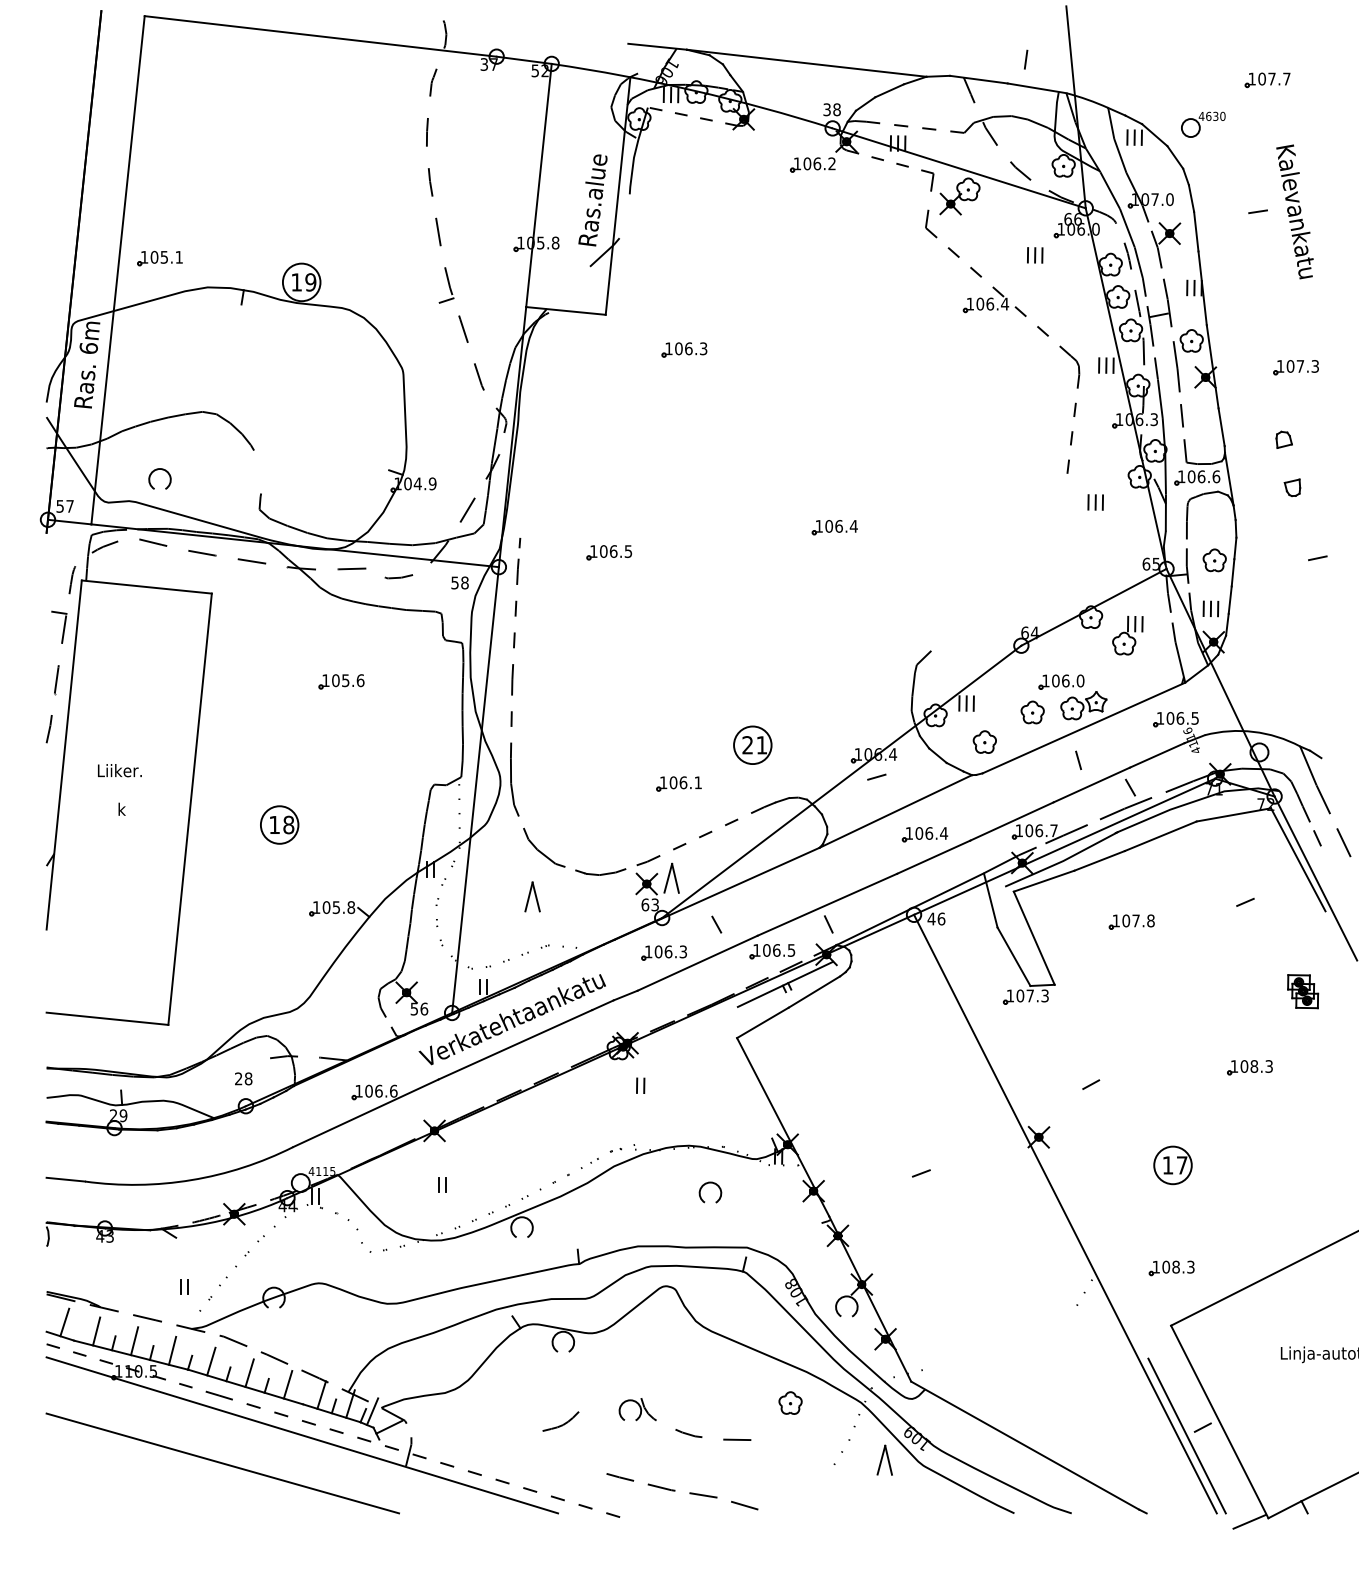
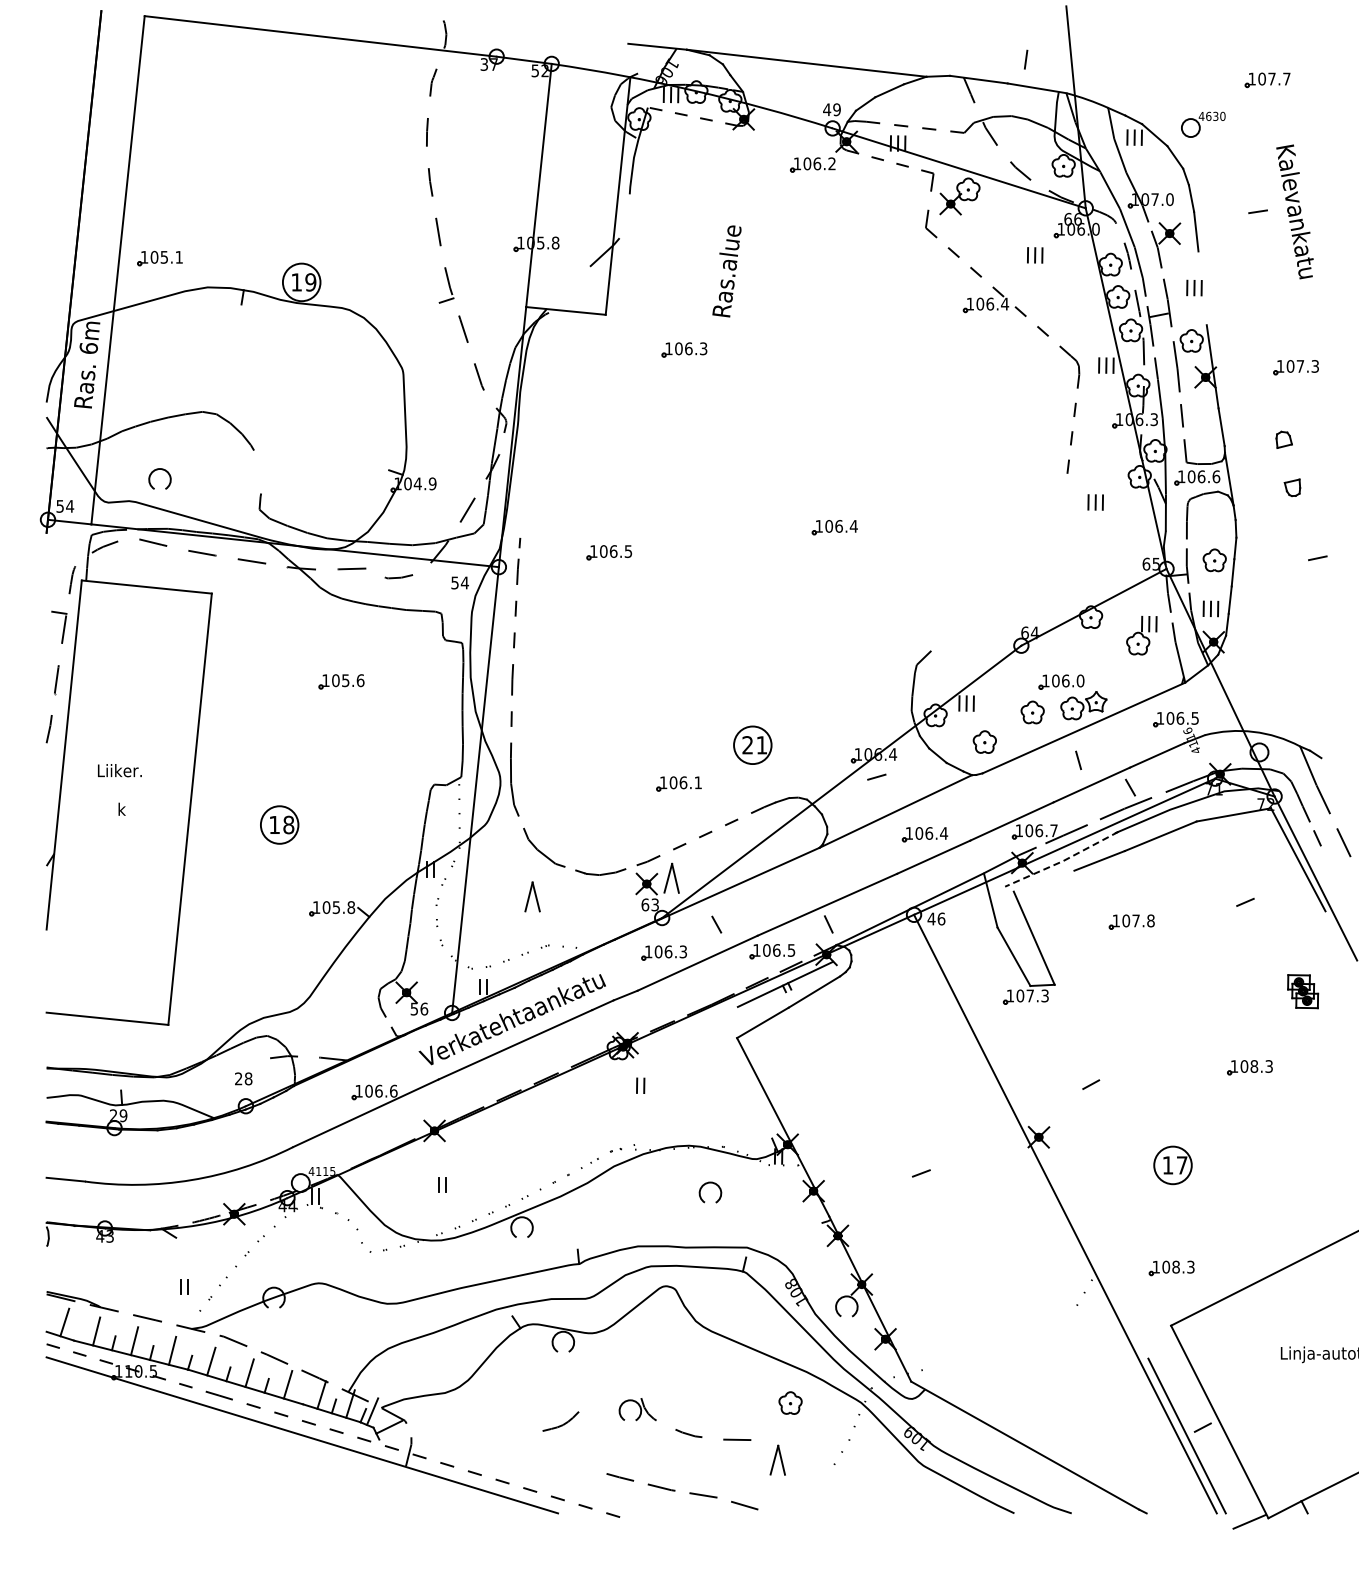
text: 38 -> 49 (831, 109)
text position: (592, 200) -> (726, 271) (726, 271)
line: present -> none (1202, 288)
text: 57 -> 54 (70, 506)
text: 58 -> 54 (464, 582)
part position: (1127, 635) -> (1141, 635) (1141, 635)
line: solid -> dashed (1063, 861)
line: present -> none (1043, 880)
part position: (884, 1459) -> (777, 1459) (777, 1459)
line: present -> none (222, 1463)
